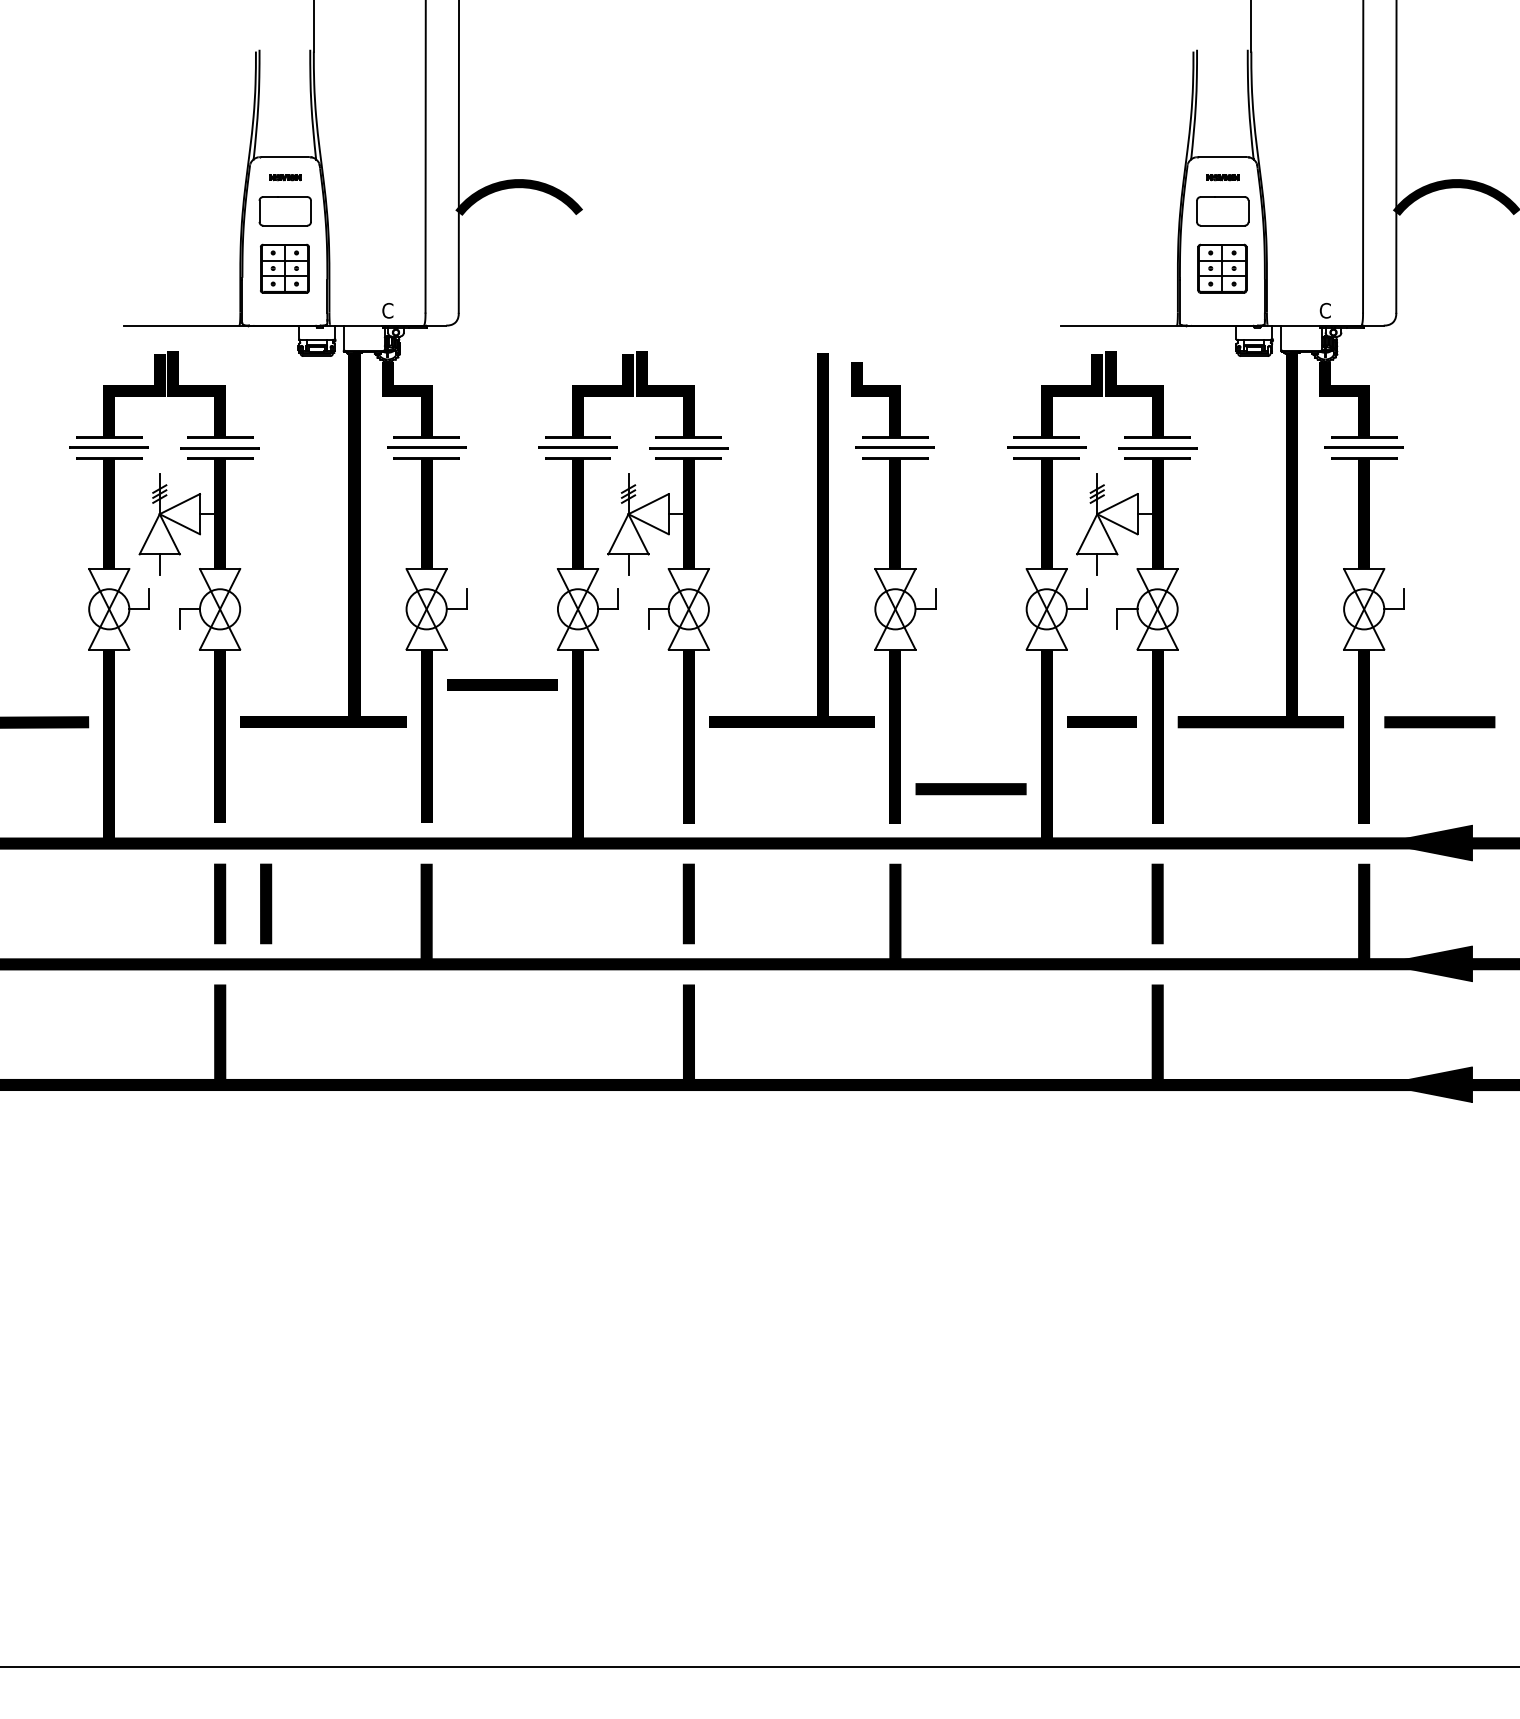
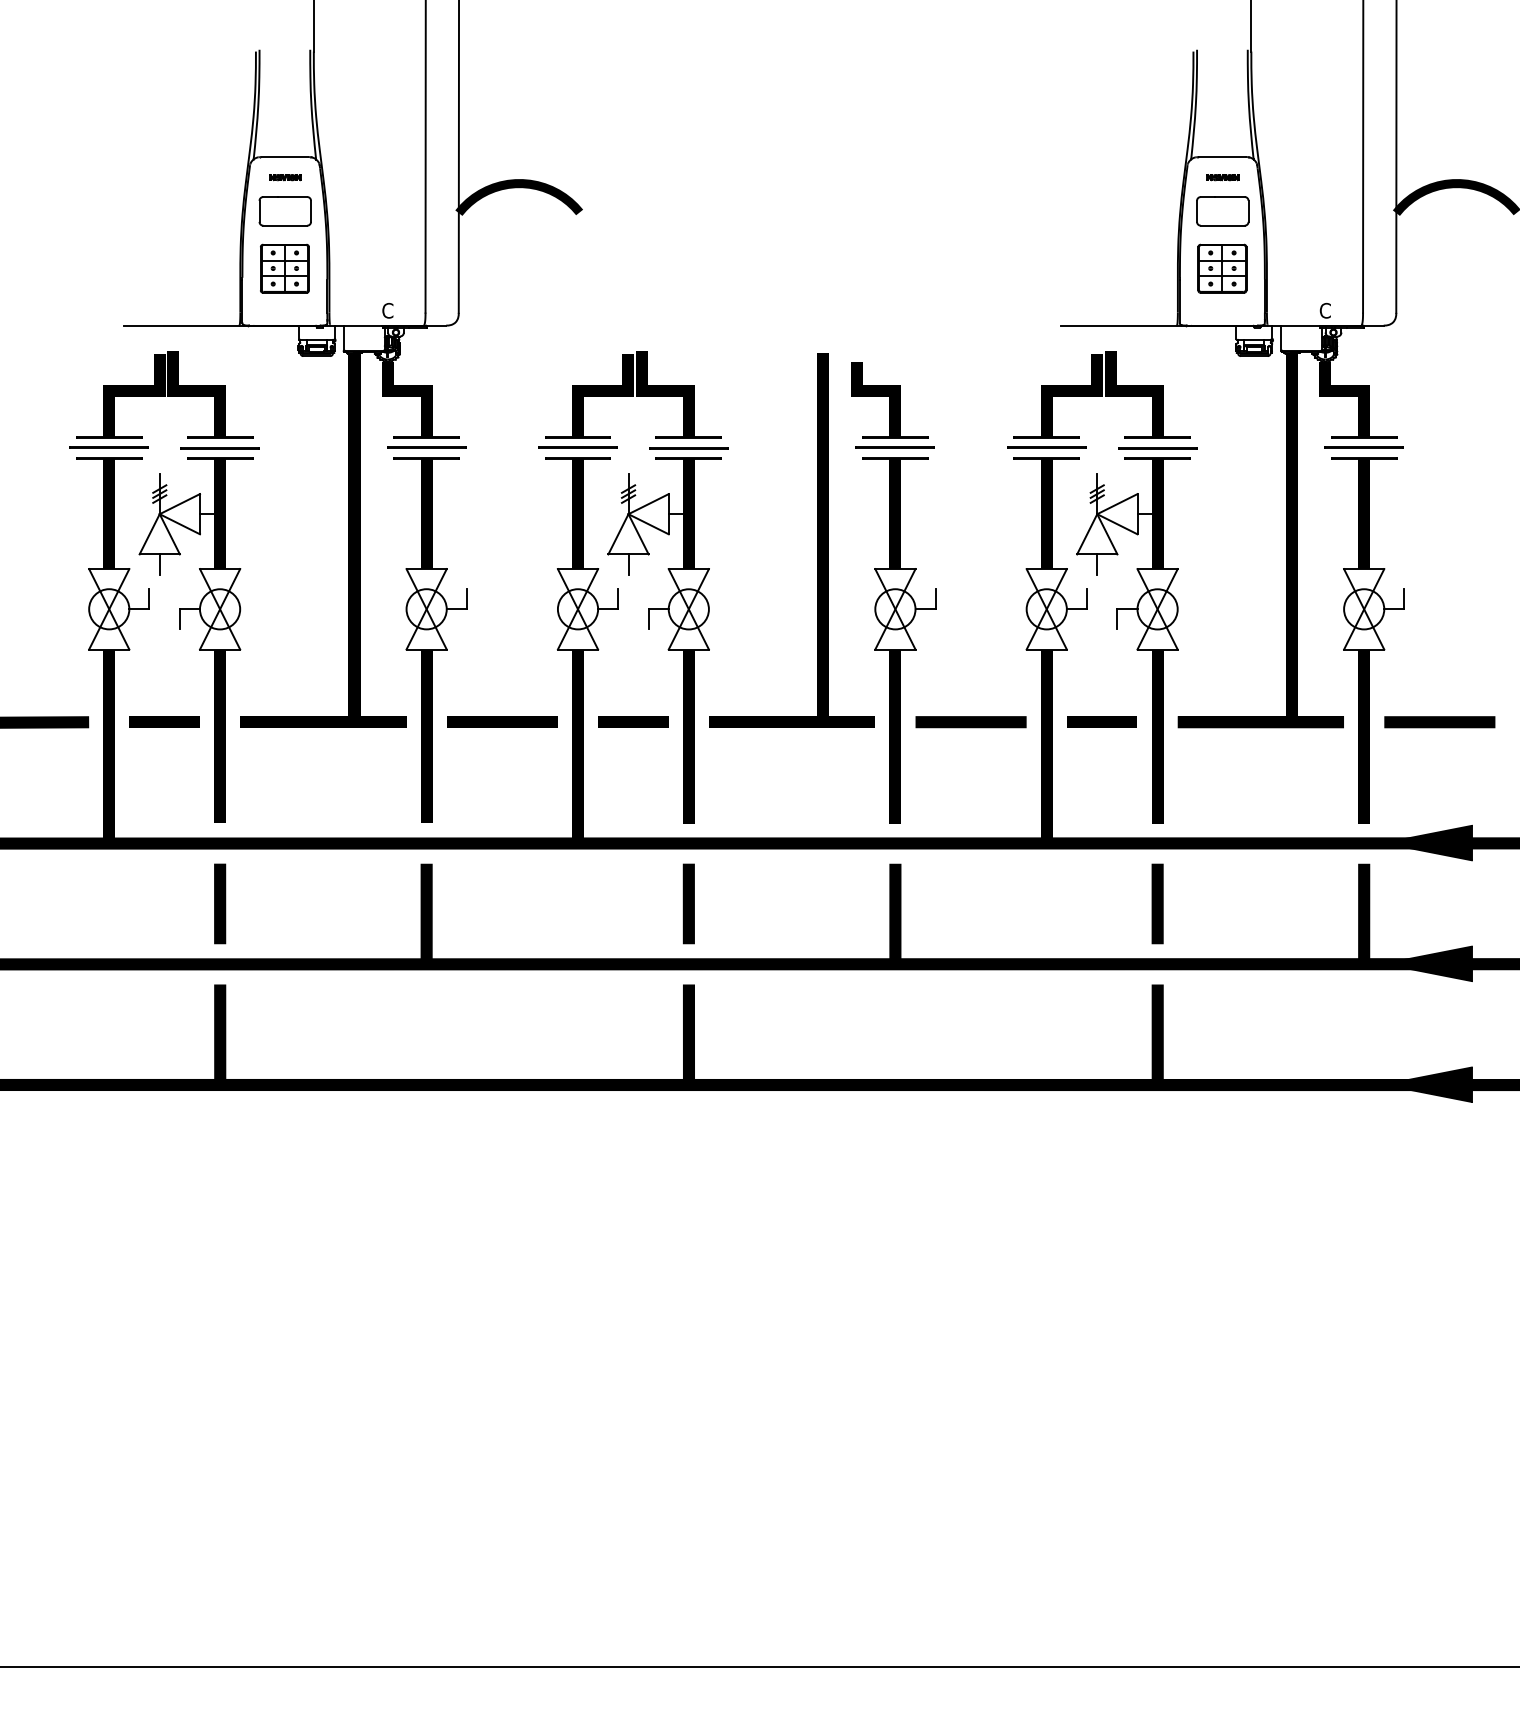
line position: (502, 684) -> (502, 721) (502, 721)
line: none -> present (164, 721)
line: none -> present (633, 721)
line position: (970, 789) -> (970, 722) (970, 722)
line: present -> none (266, 903)
